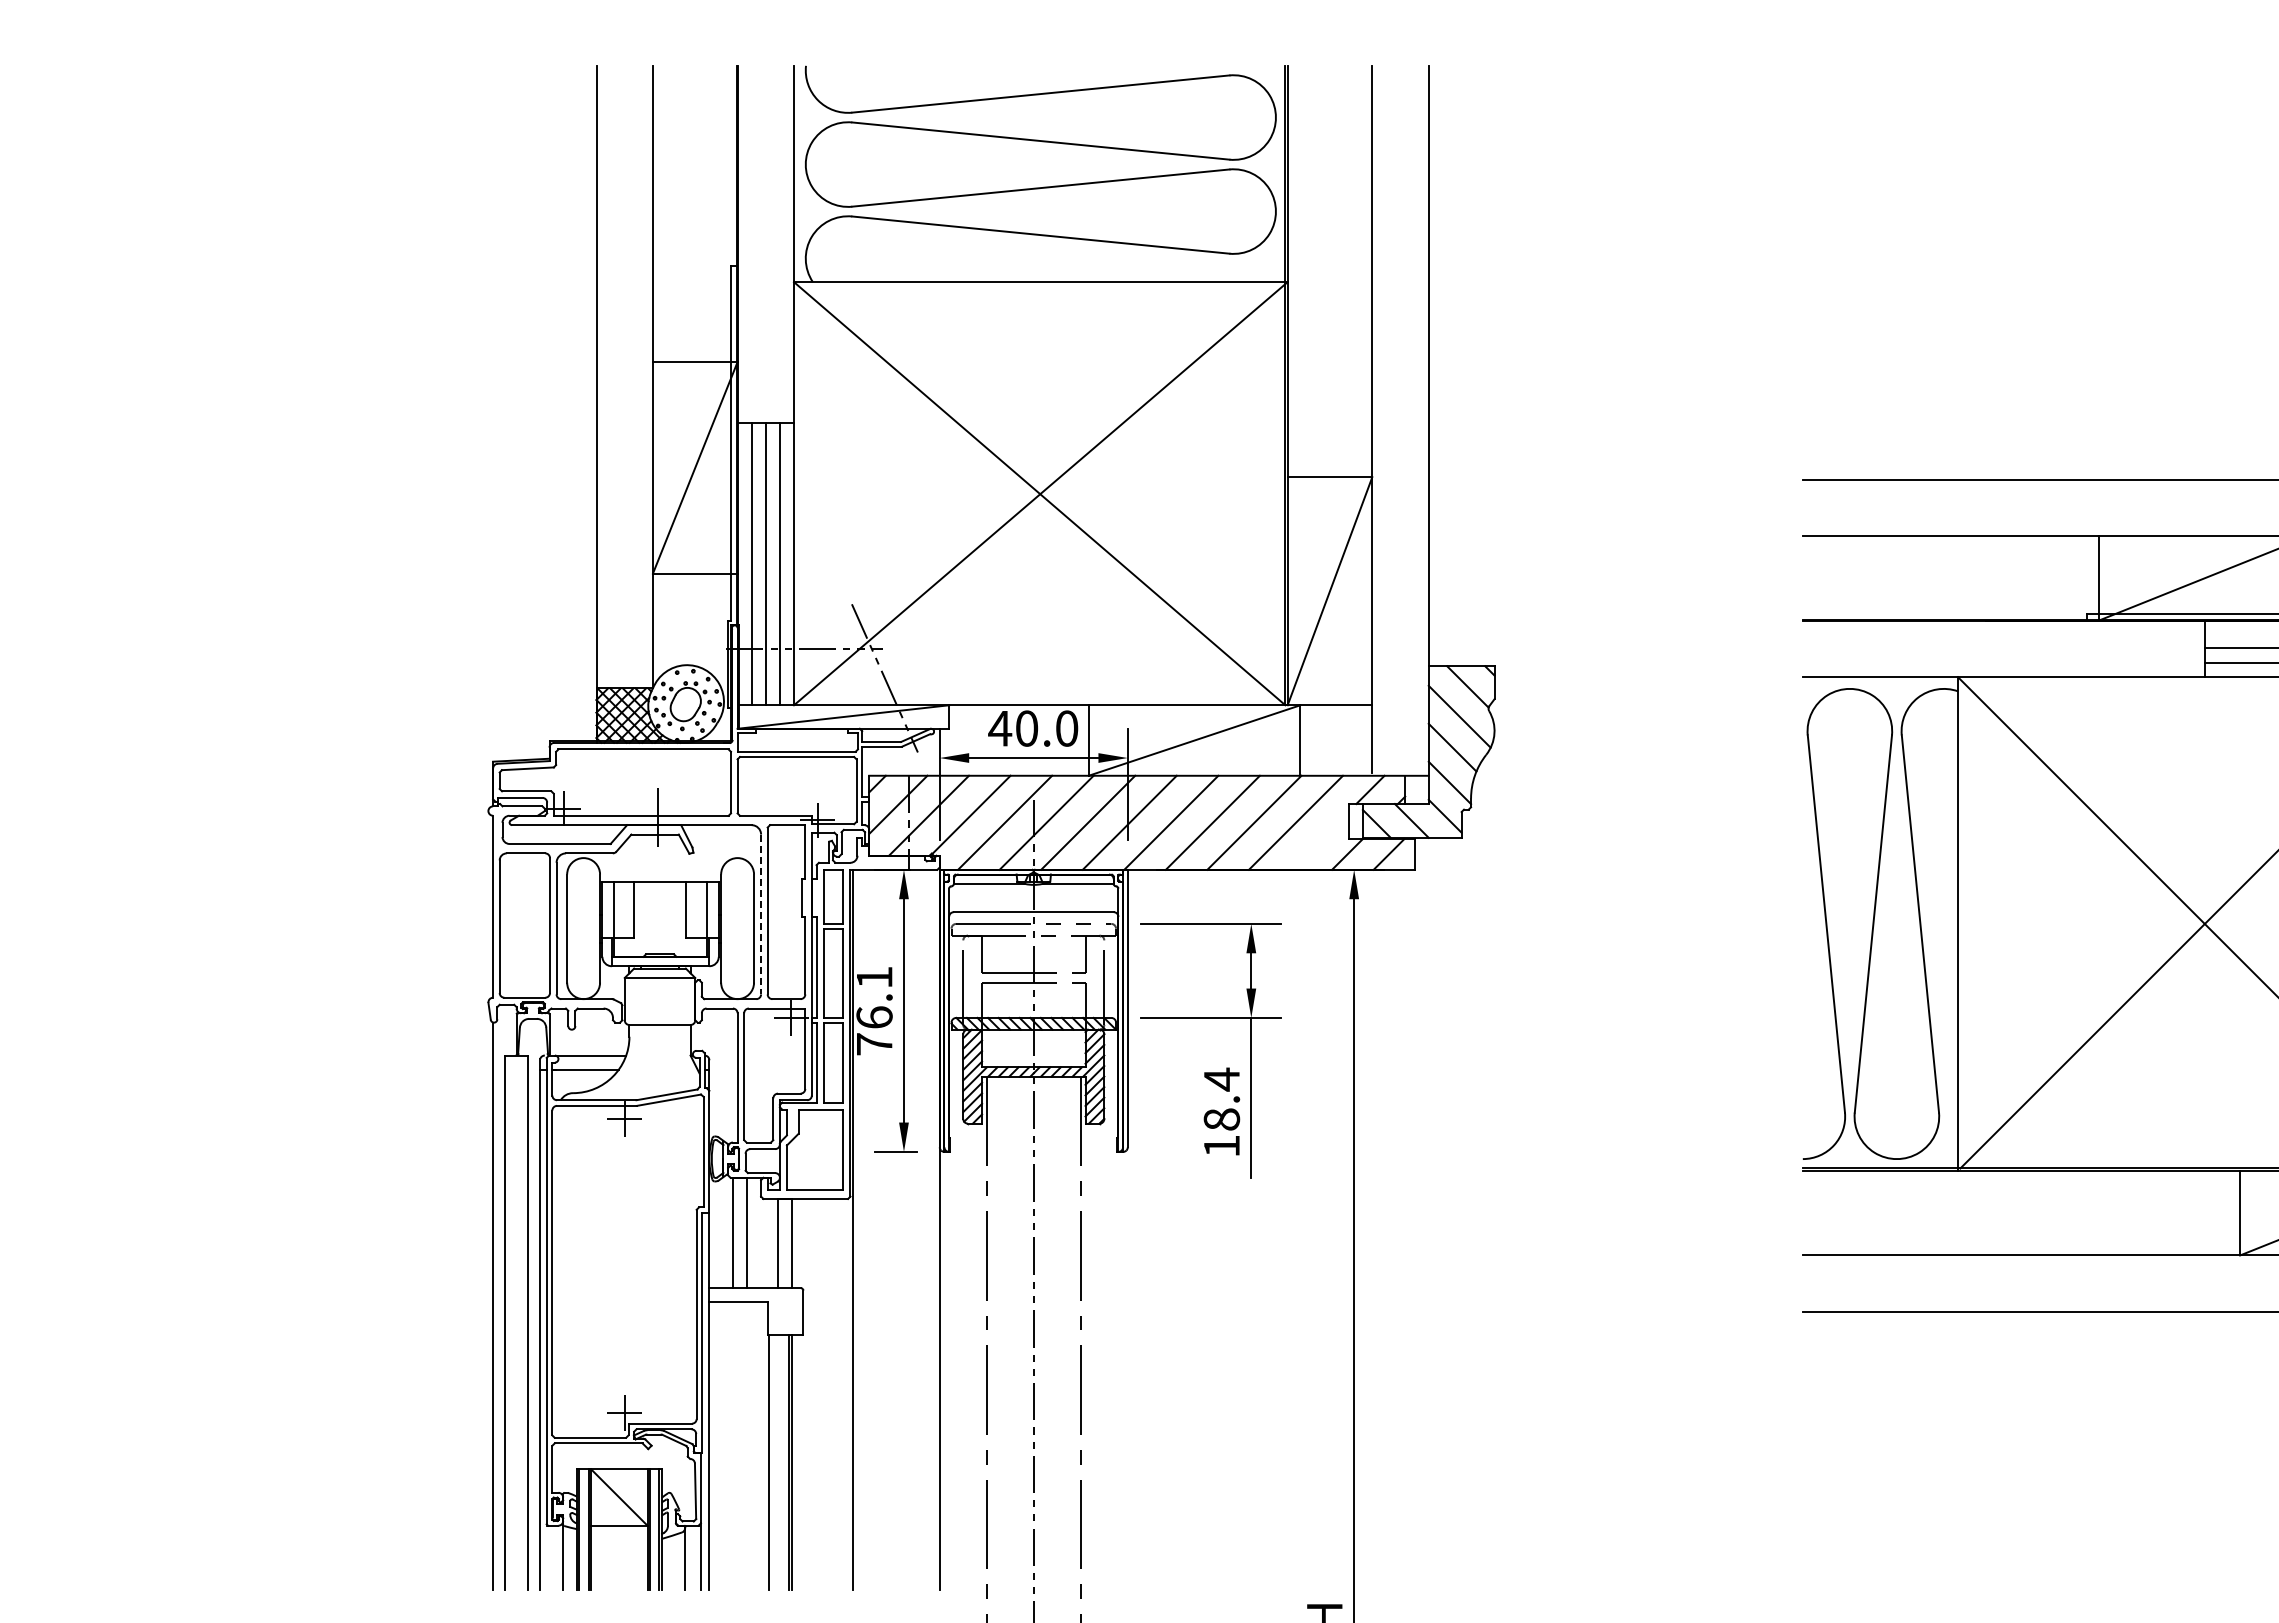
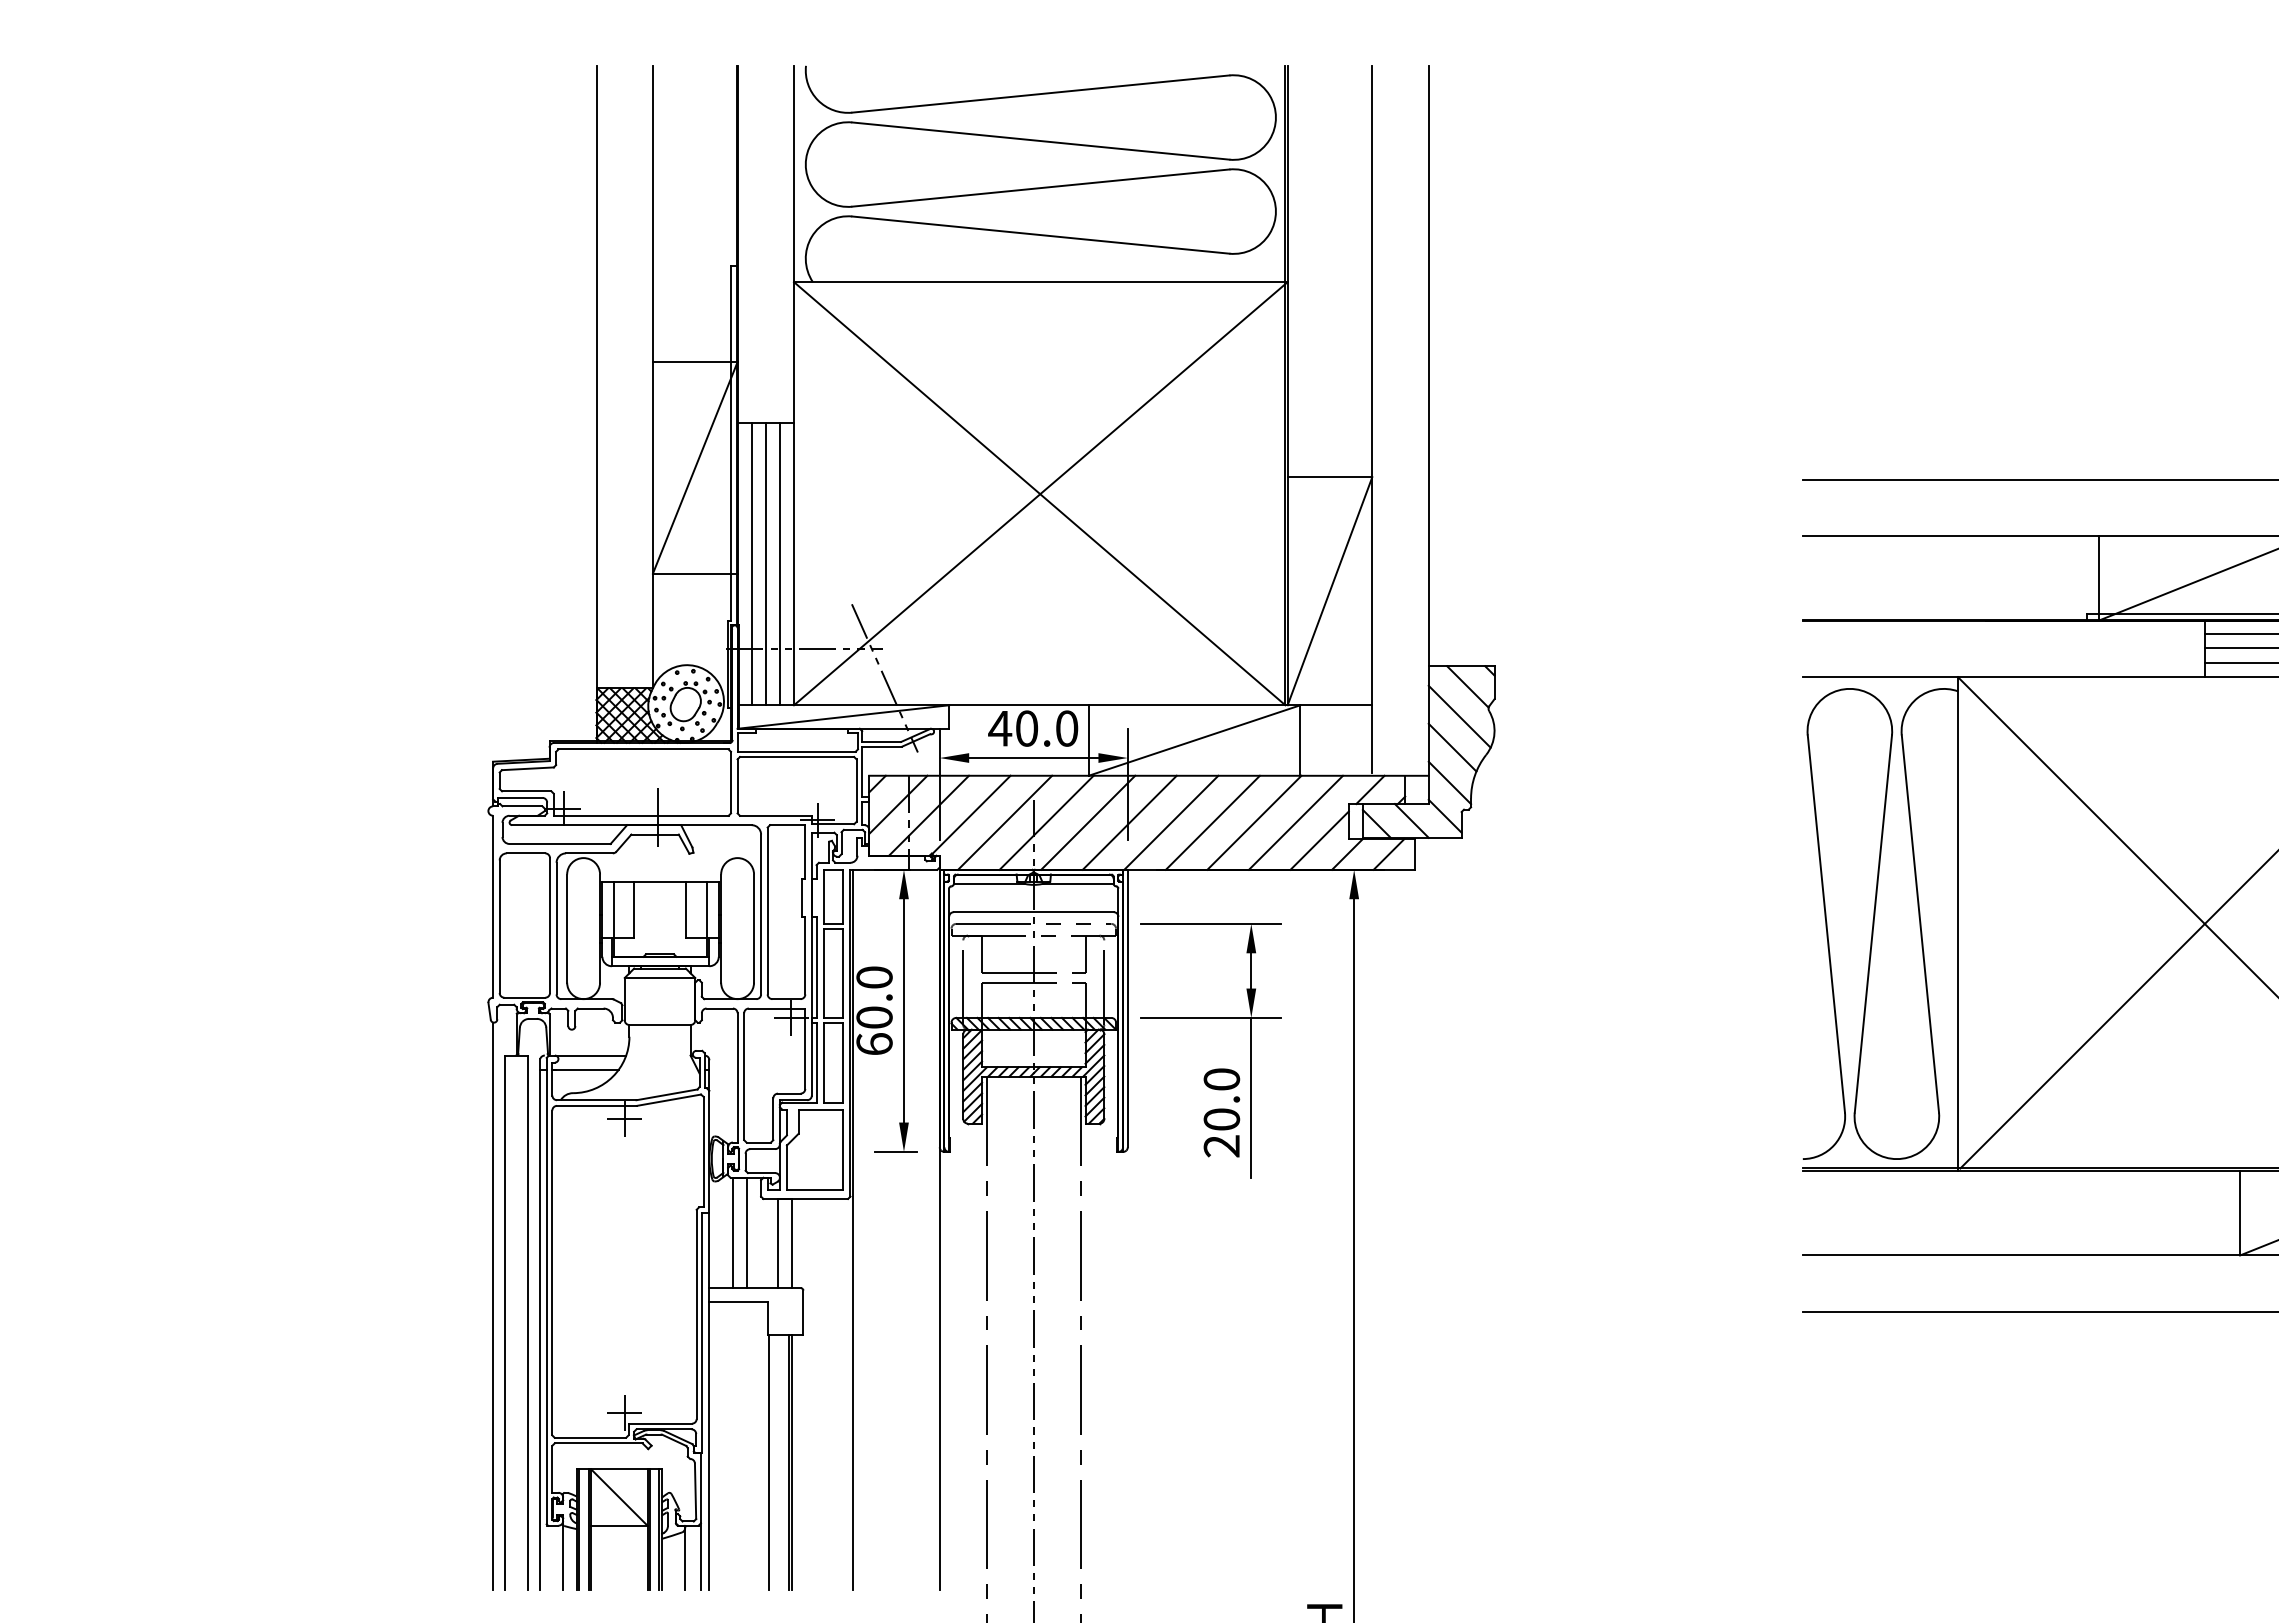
line: none -> present (2239, 634)
line: none -> present (1319, 840)
line: dashed -> solid (761, 914)
text: 76.1 -> 60.0 (874, 1010)
text: 18.4 -> 20.0 (1221, 1112)
